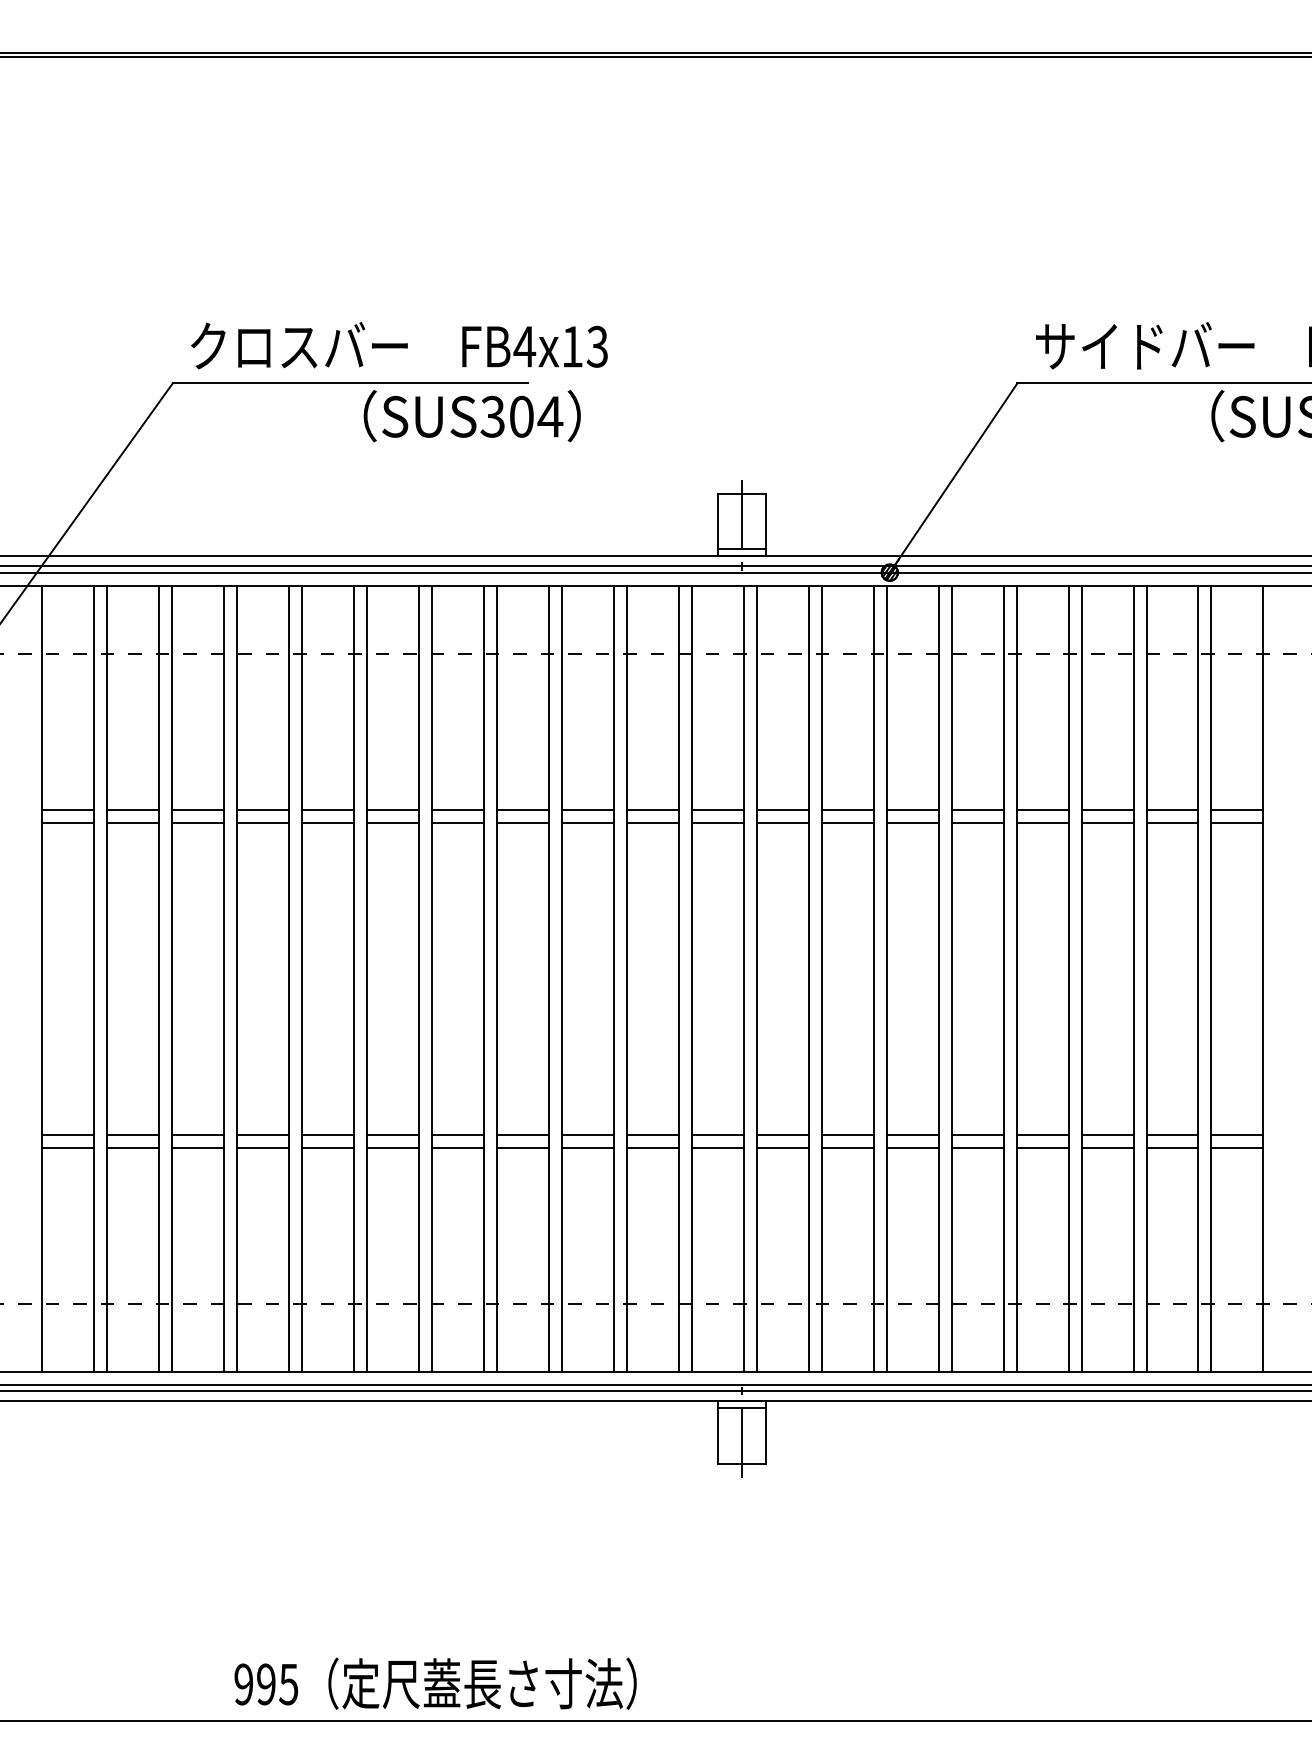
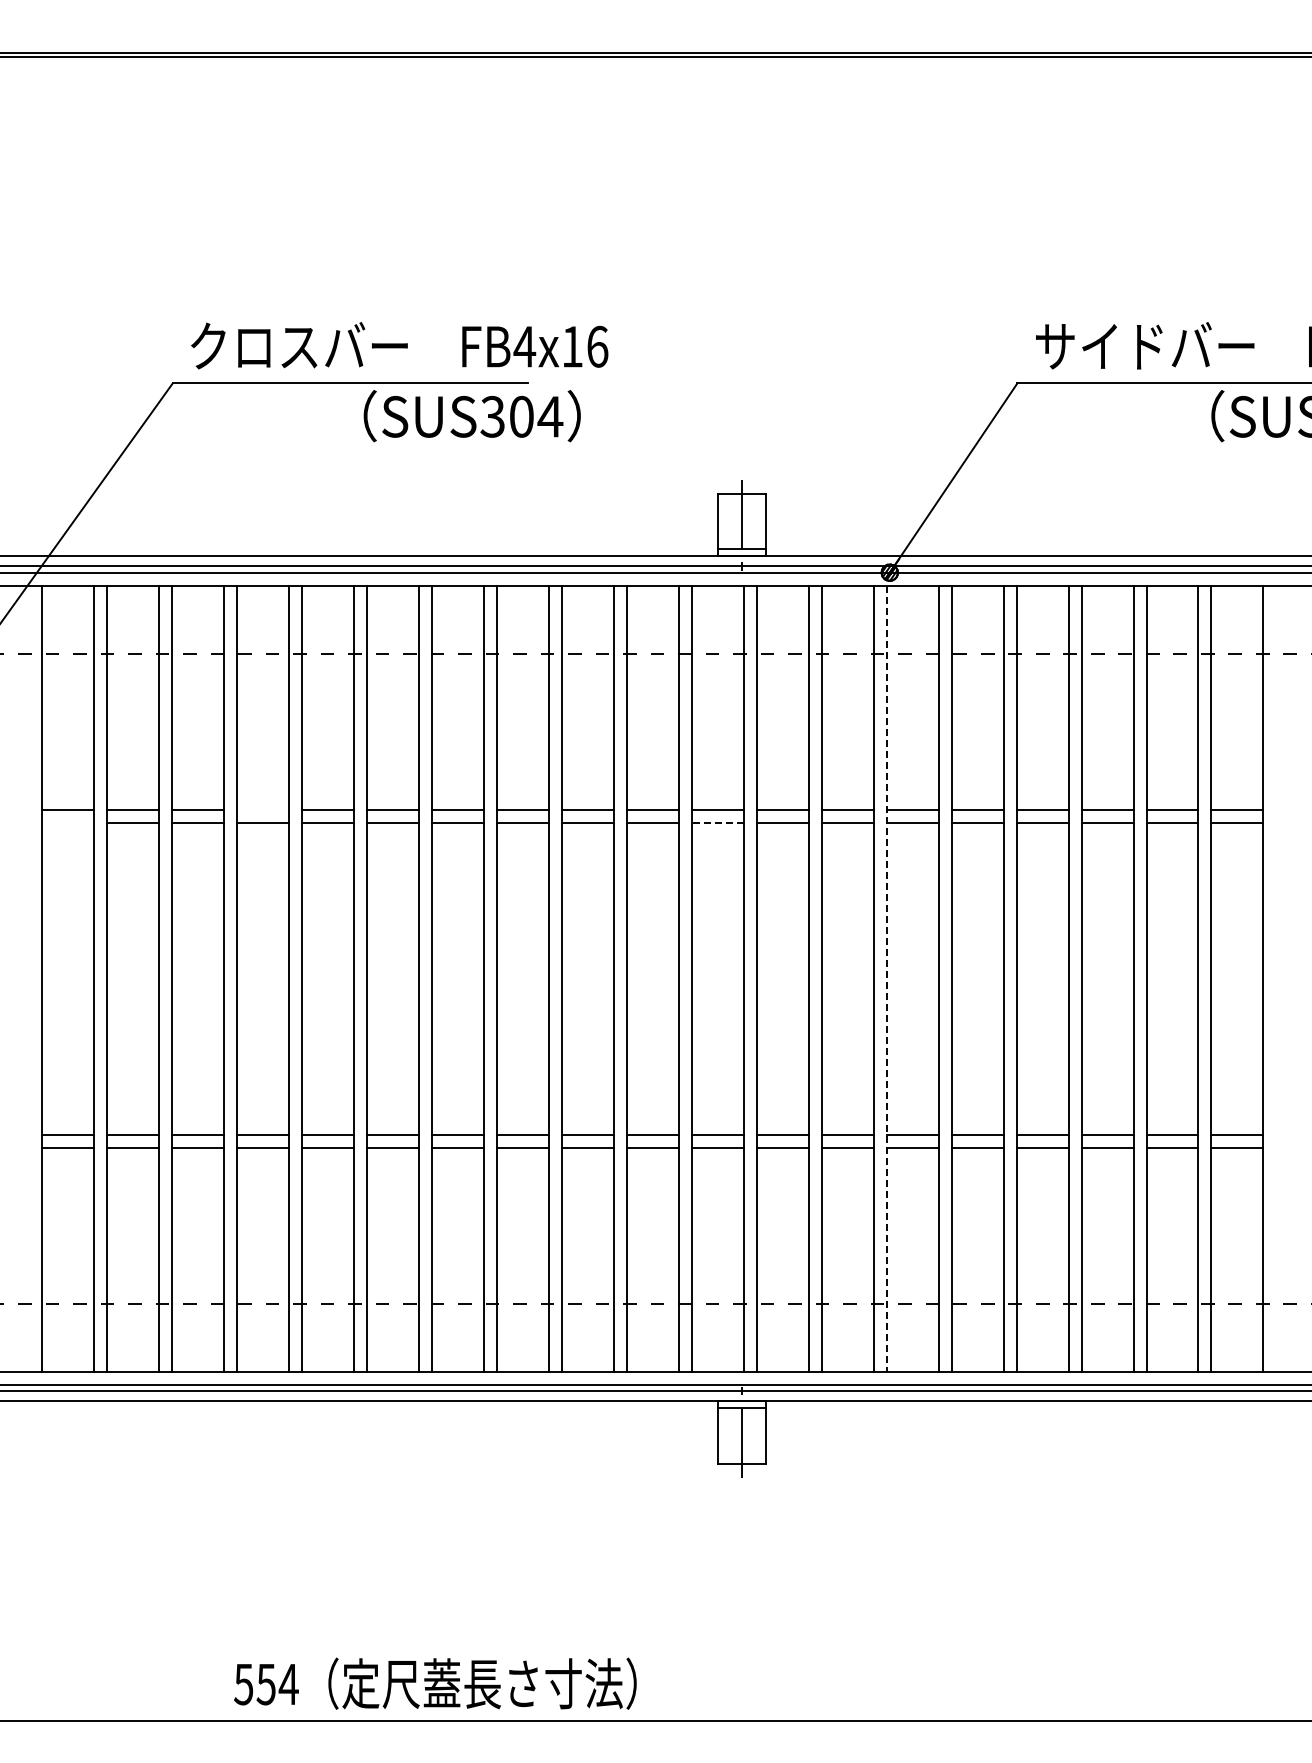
text: FB4x13 -> FB4x16 (597, 346)
line: present -> none (262, 809)
line: present -> none (68, 822)
line: solid -> dashed (717, 822)
line: solid -> dashed (886, 979)
text: 995 -> 554 (266, 1684)
